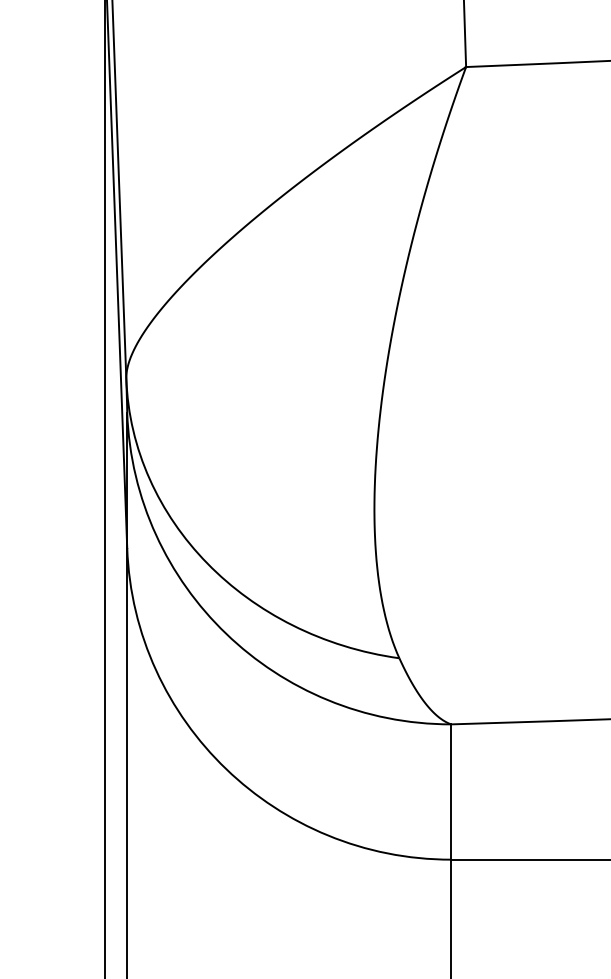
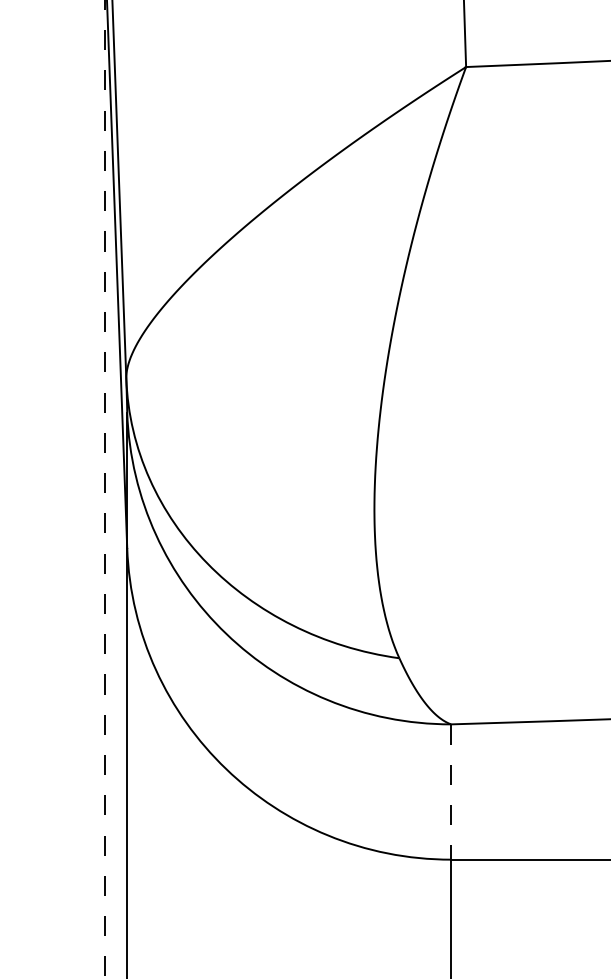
line: solid -> dashed (105, 489)
line: solid -> dashed (451, 792)
